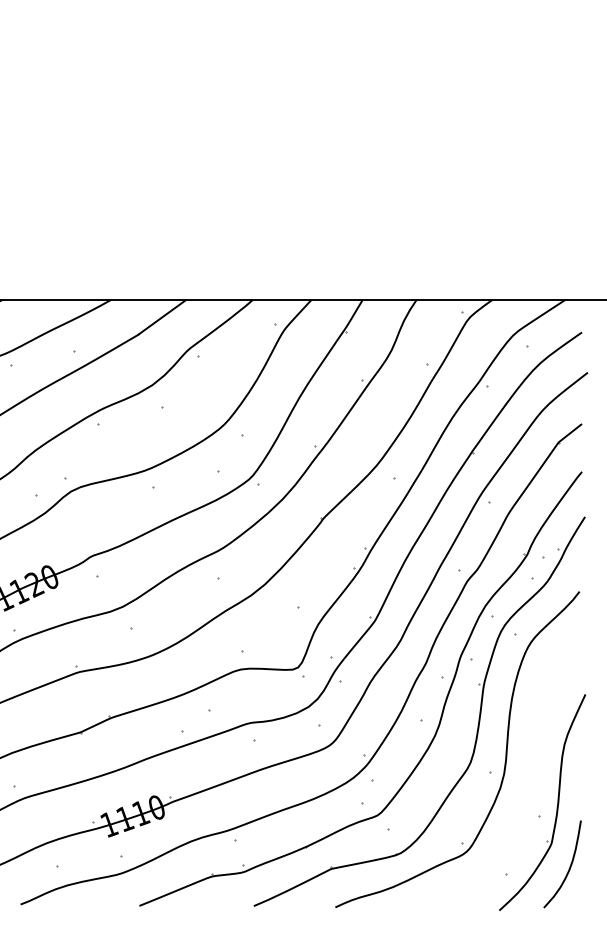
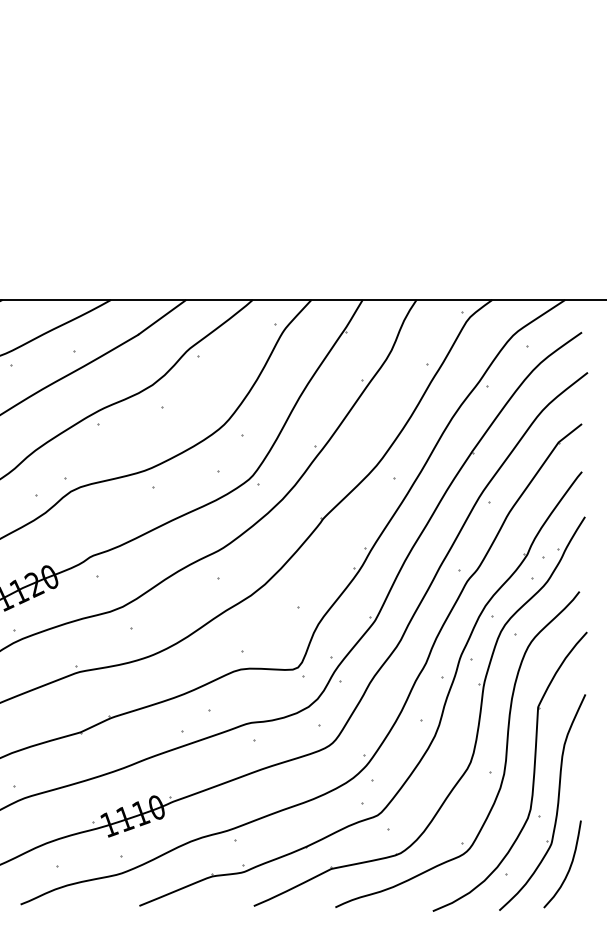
part: none -> present (533, 771)
